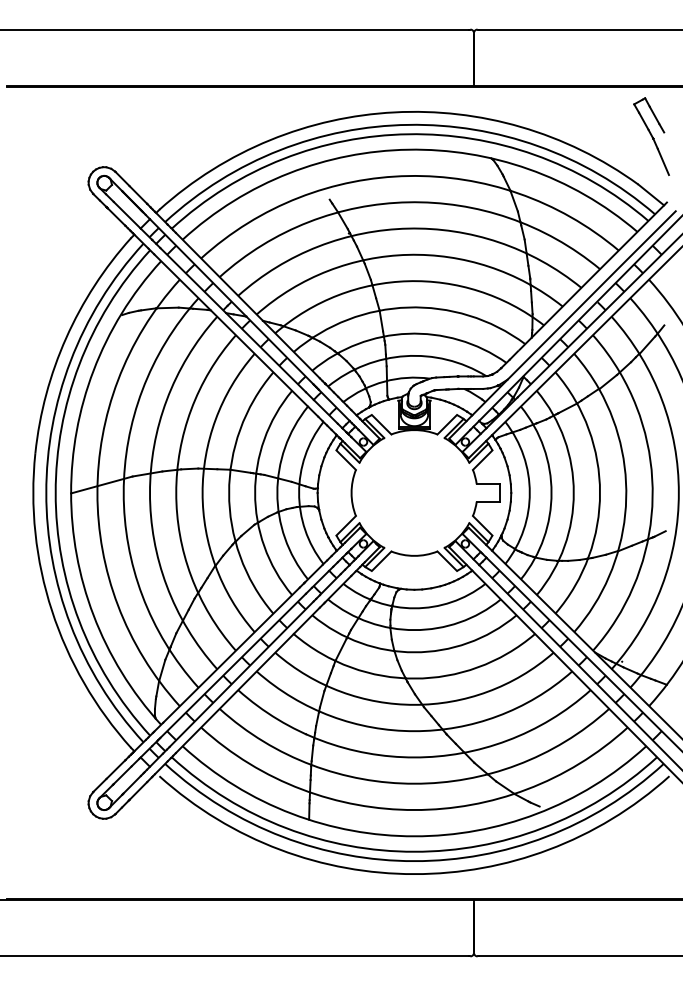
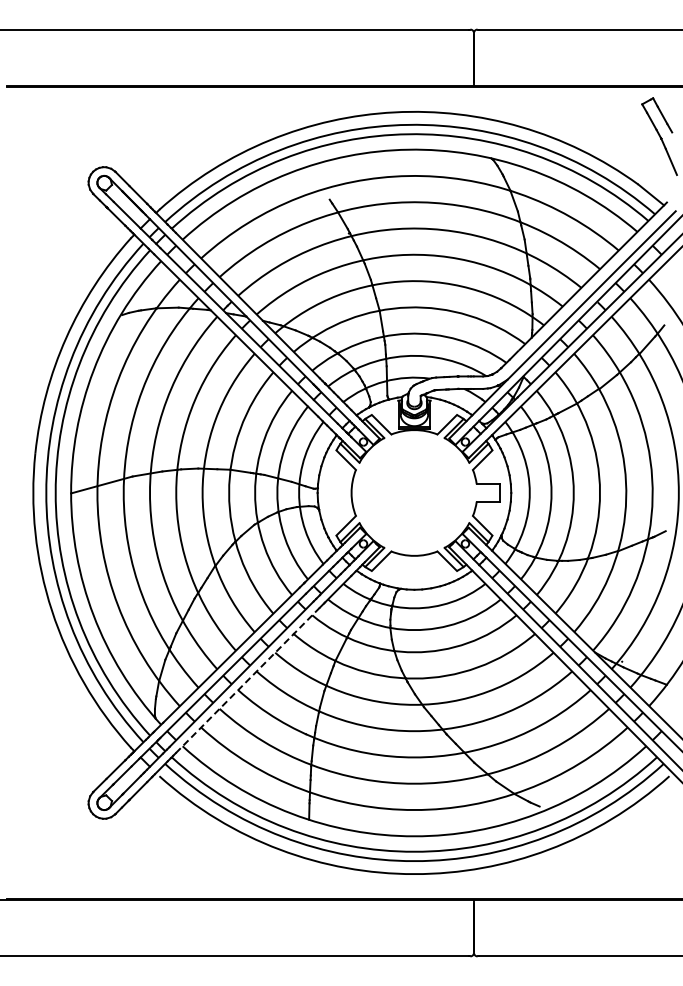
part position: (651, 136) -> (659, 136) (659, 136)
line: solid -> dashed (248, 680)
